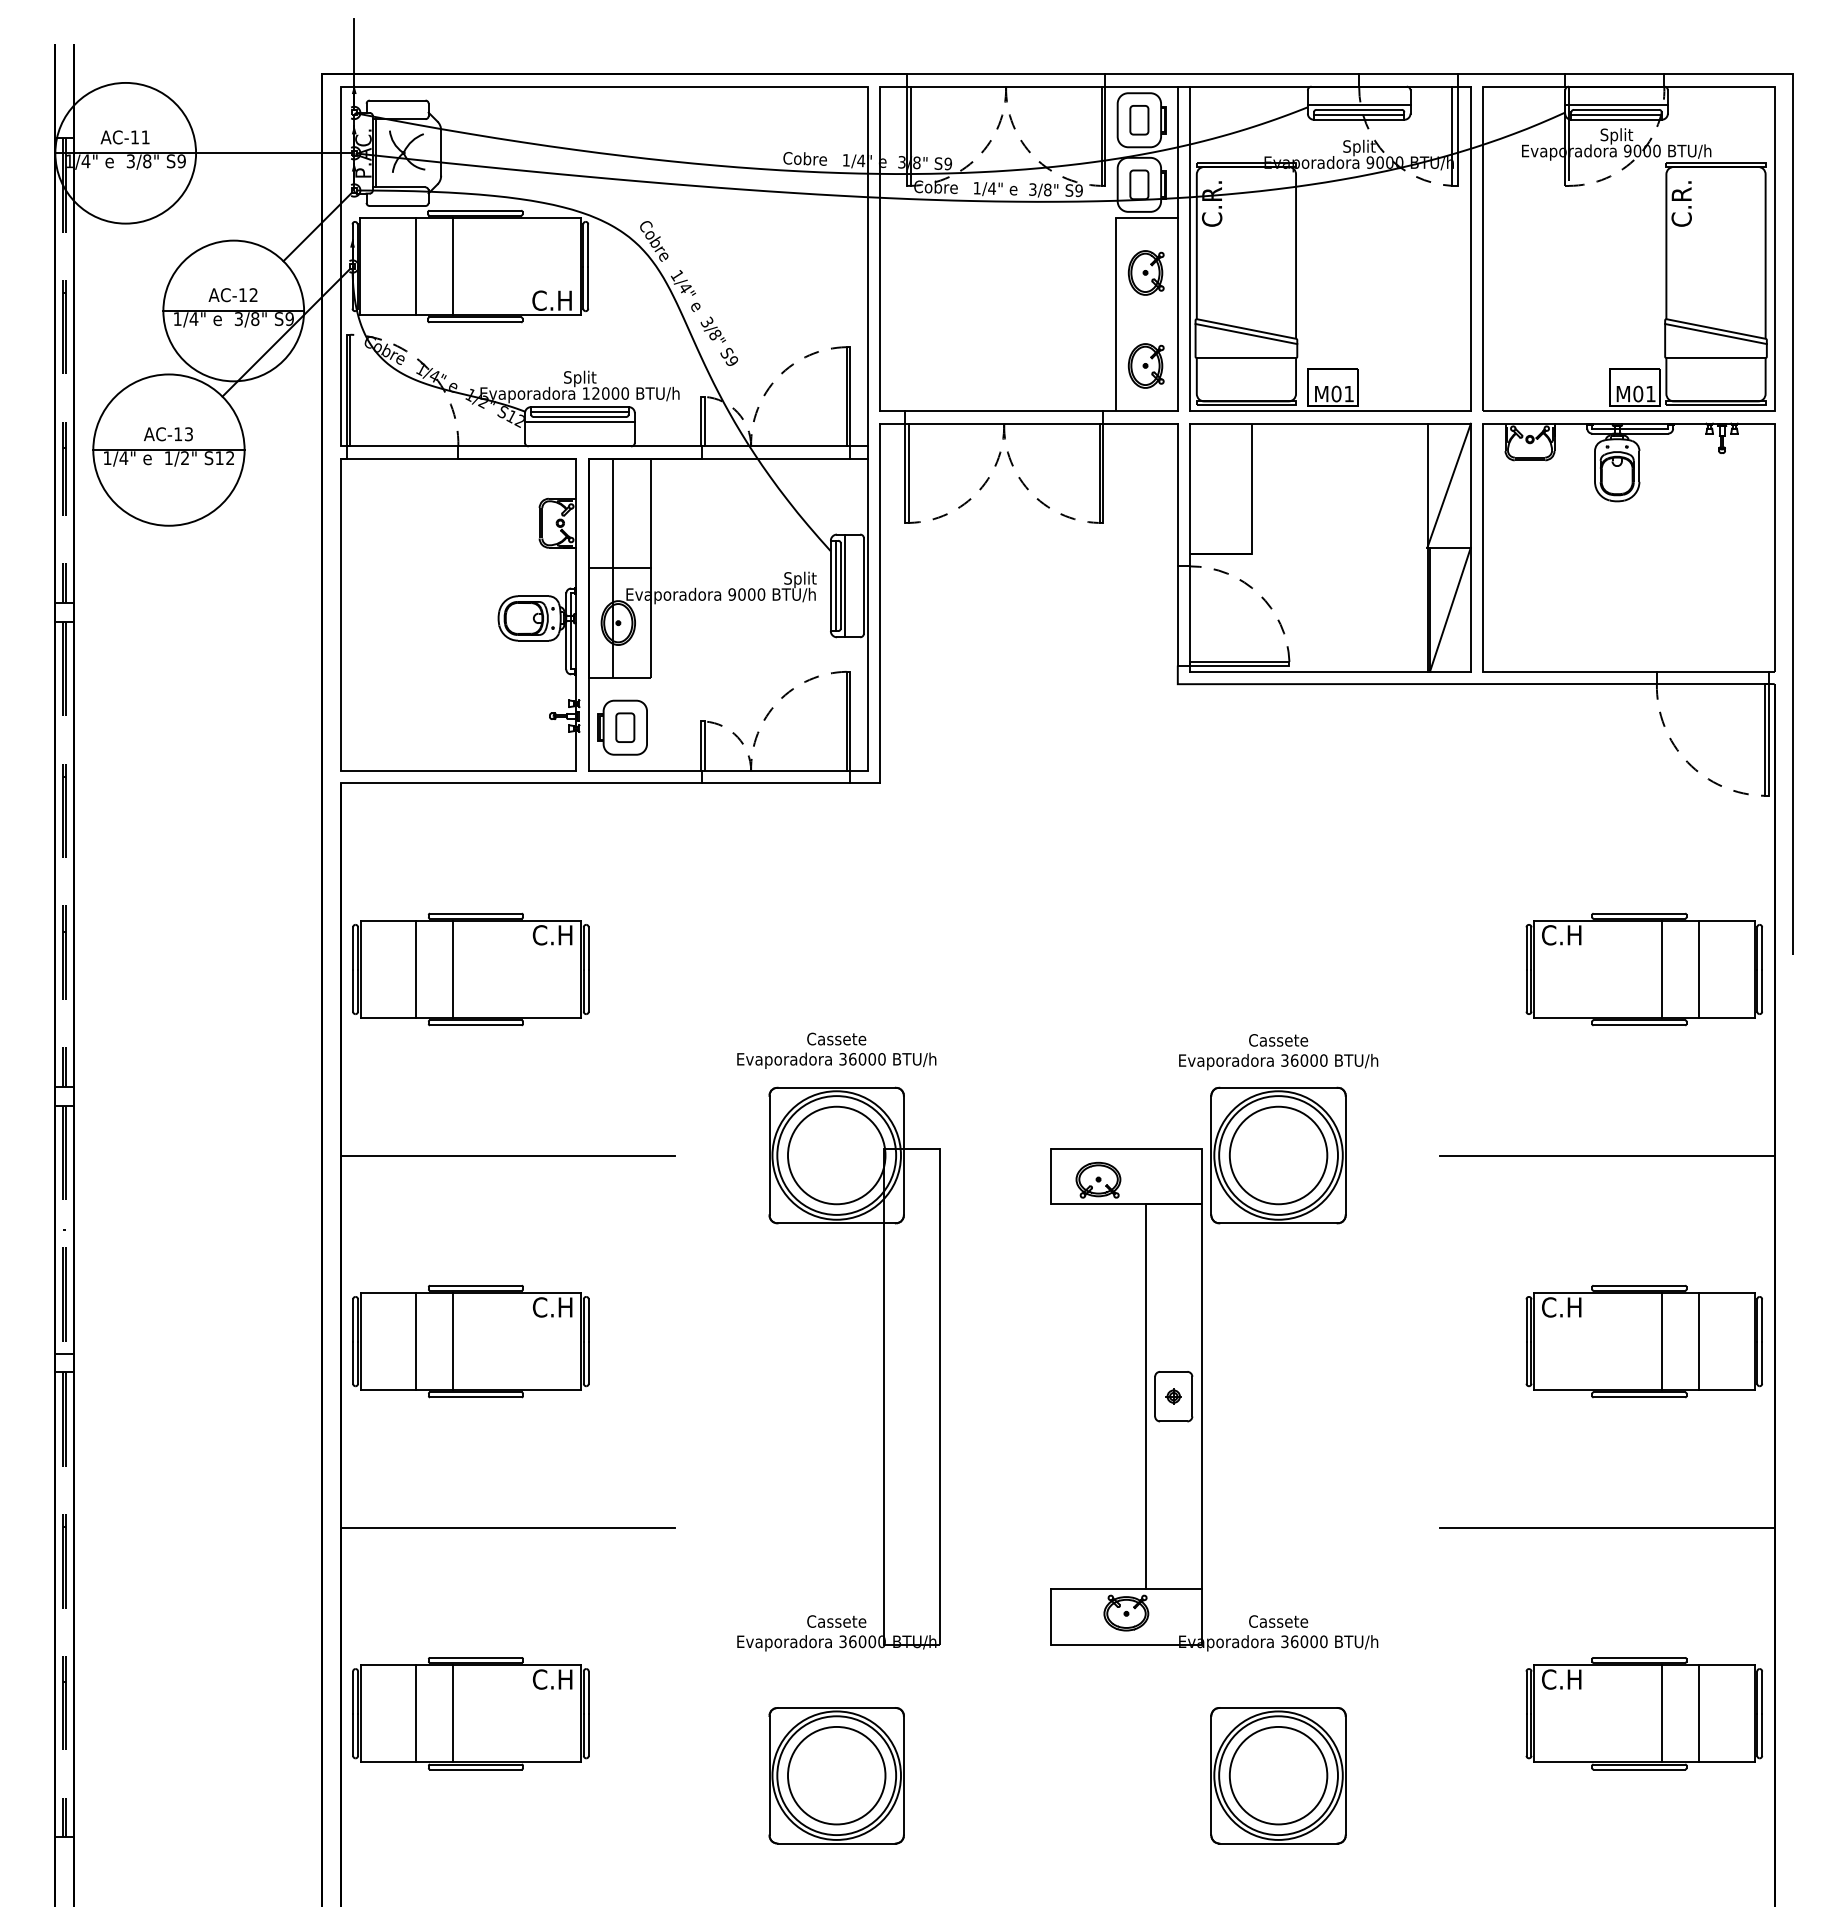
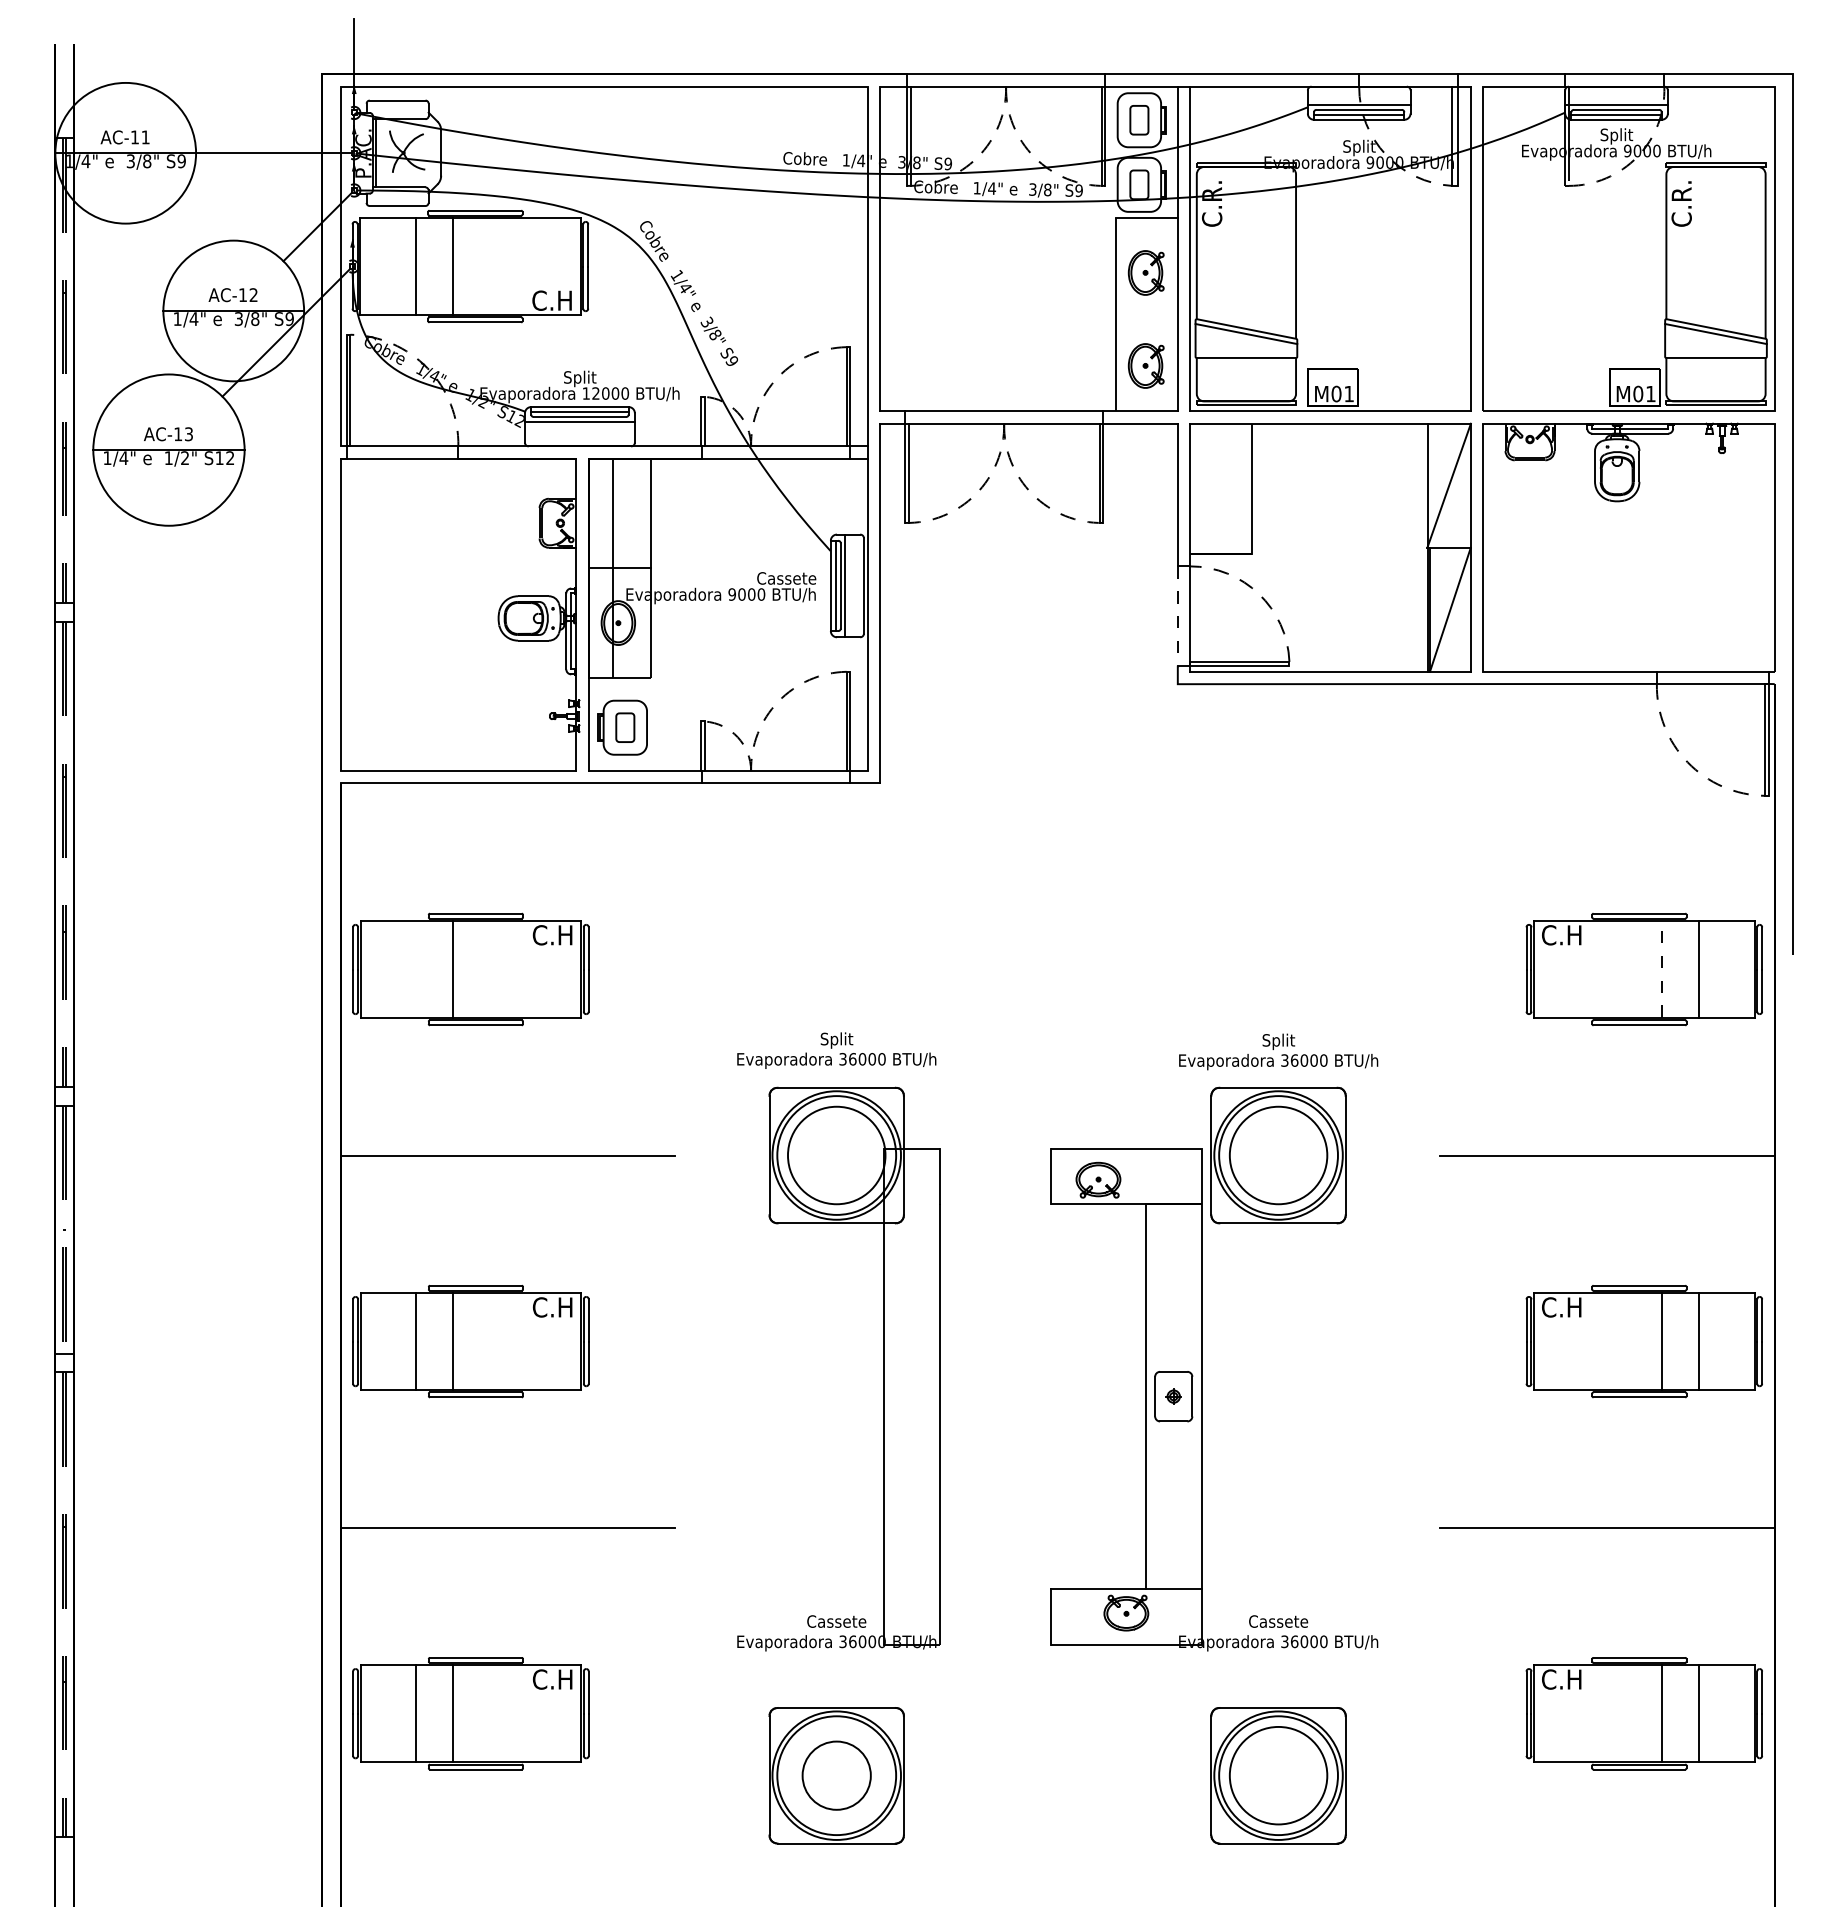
text: Split -> Cassete (786, 579)
line: solid -> dashed (1177, 615)
line: present -> none (416, 969)
line: solid -> dashed (1661, 969)
text: Cassete -> Split (836, 1040)
text: Cassete -> Split (1278, 1041)
circle diameter: 97 px -> 68 px (836, 1775)
